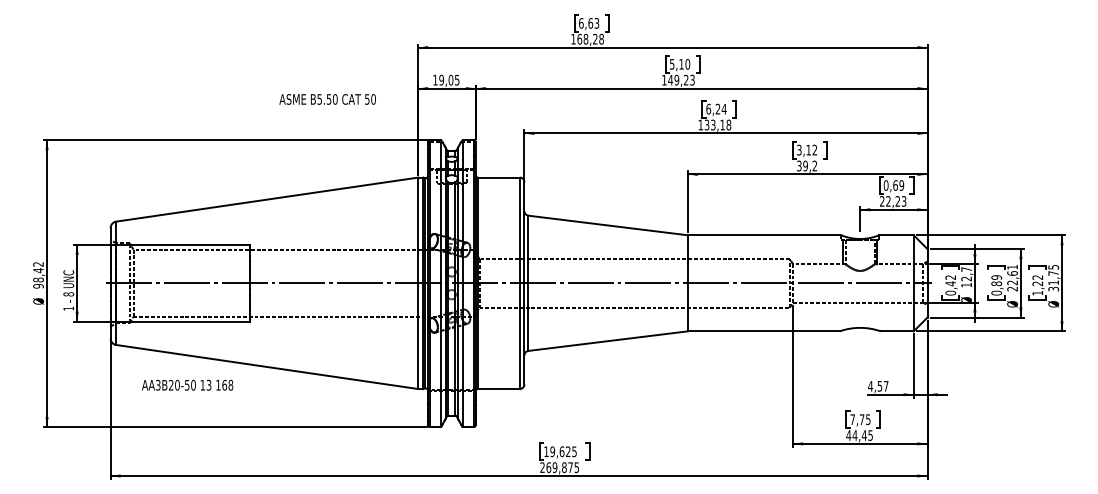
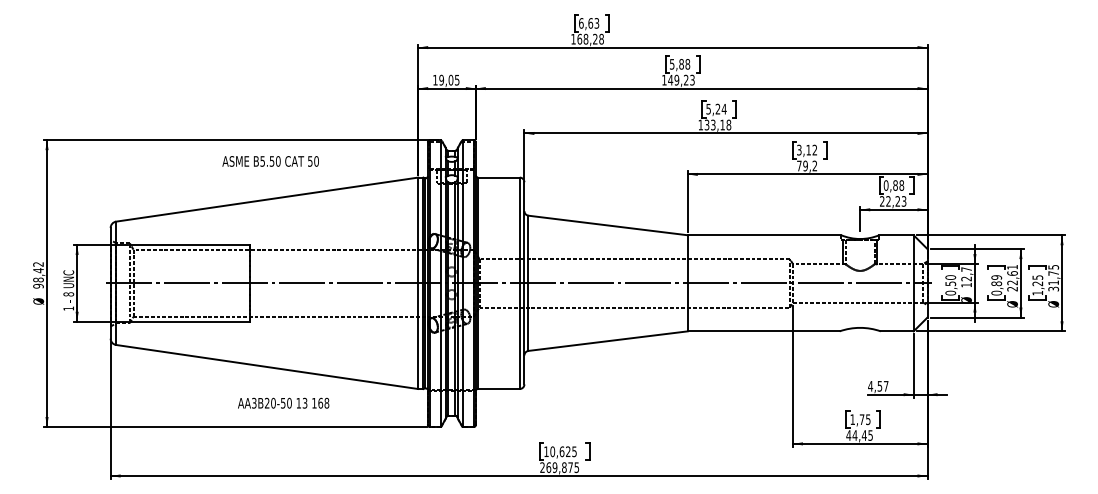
text: 5,10 -> 5,88 (684, 64)
text position: (327, 99) -> (270, 161) (270, 161)
text: 6,24 -> 5,24 (708, 108)
text: 39,2 -> 79,2 (799, 165)
text: 0,69 -> 0,88 (898, 185)
text: 1,22 -> 1,25 (1037, 277)
text: 0,42 -> 0,50 (950, 280)
text position: (187, 384) -> (283, 402) (283, 402)
text: 7,75 -> 1,75 (852, 419)
text: 19,625 -> 10,625 (552, 451)
